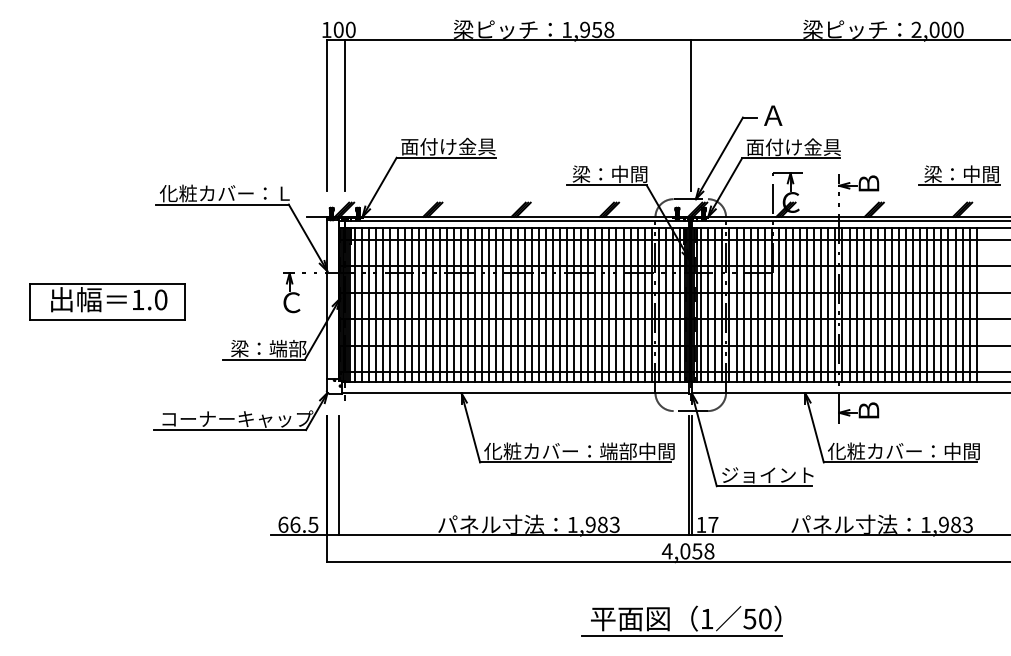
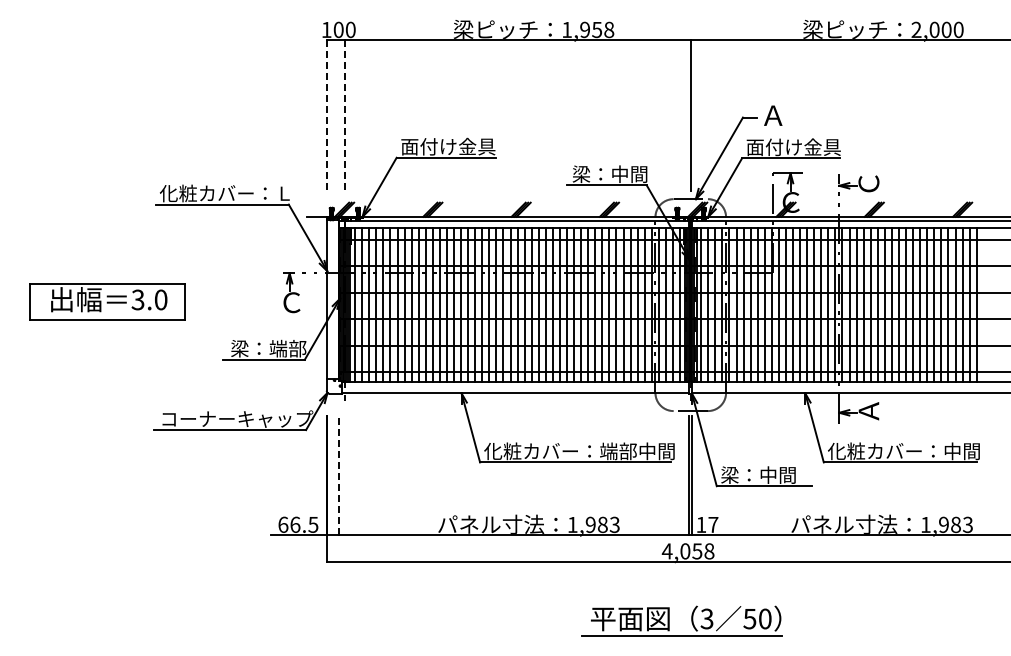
line: solid -> dashed (327, 116)
line: solid -> dashed (344, 116)
part: present -> none (959, 175)
text: Ｂ -> Ｃ (868, 183)
text: 1.0 -> 3.0 (137, 299)
text: Ｂ -> Ａ (868, 411)
text: ジョイント -> 梁：中間 (767, 474)
line: solid -> dashed (339, 475)
text: 1 -> 3 (706, 618)
